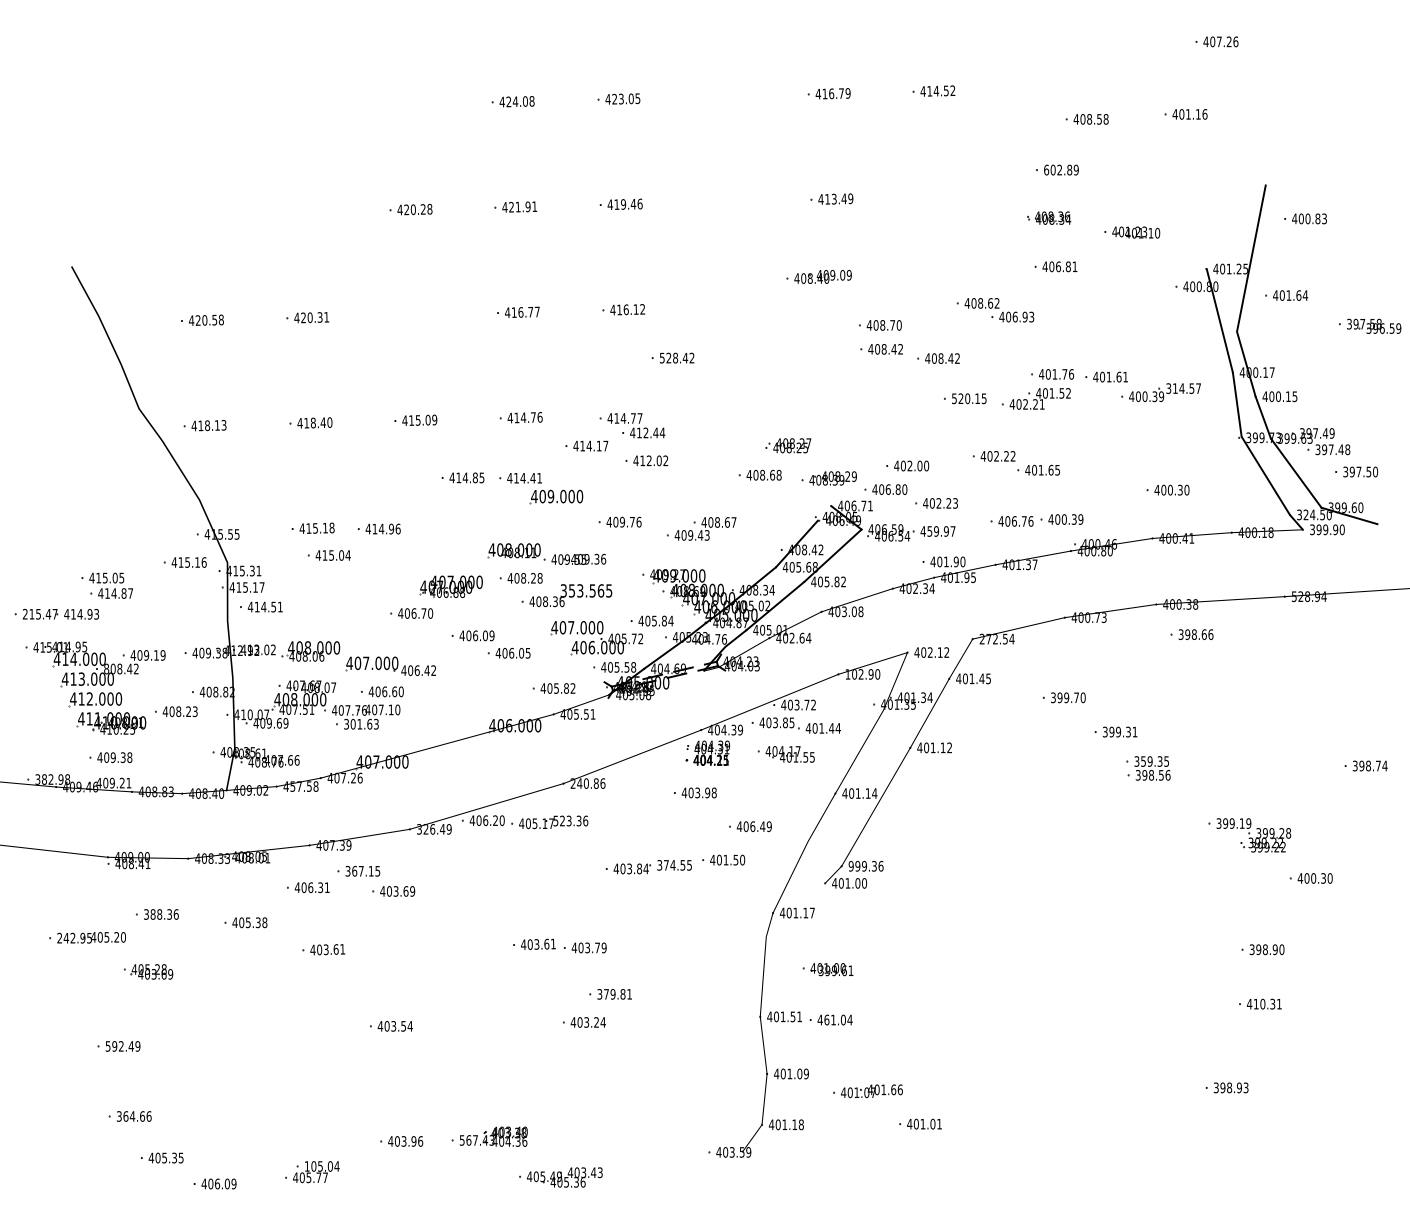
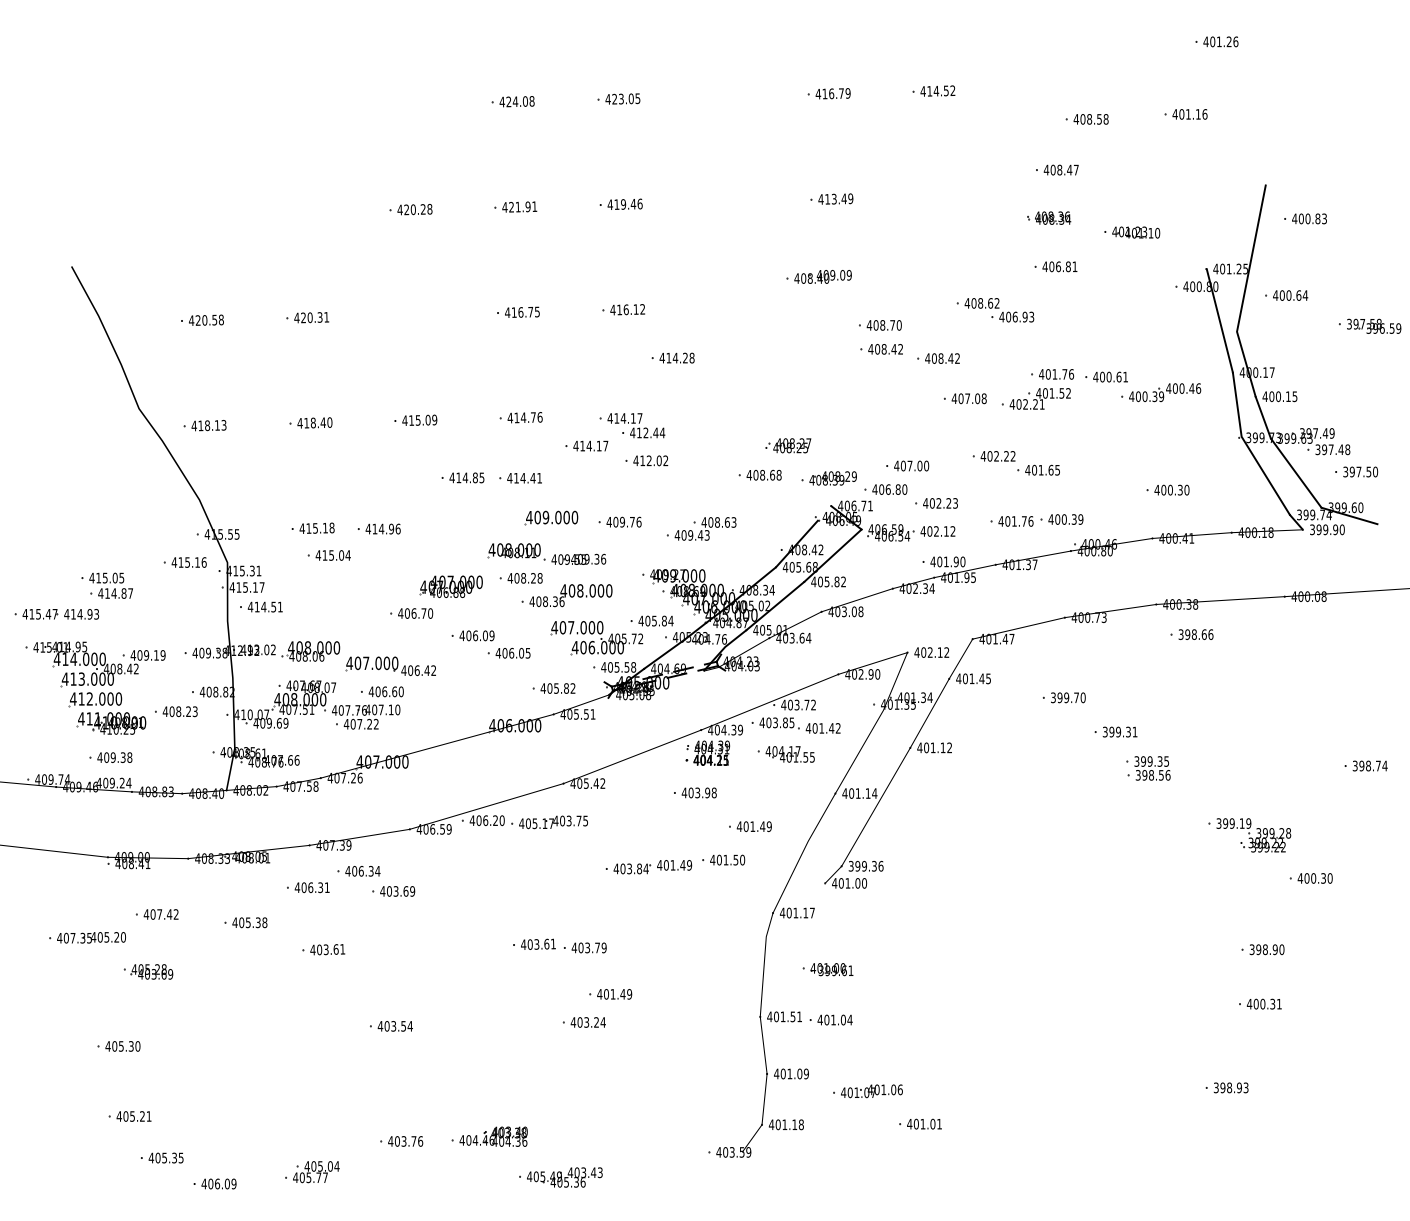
text: 407.26 -> 401.26 (1219, 41)
text: 602.89 -> 408.47 (1060, 169)
text: 401.64 -> 400.64 (1288, 295)
text: 416.77 -> 416.75 (536, 311)
text: 528.42 -> 414.28 (676, 357)
text: 401.61 -> 400.61 (1108, 376)
text: 314.57 -> 400.46 (1183, 388)
text: 520.15 -> 407.08 (968, 398)
text: 414.77 -> 414.17 (633, 418)
text: 402.00 -> 407.00 (909, 465)
part position: (556, 496) -> (551, 517) (551, 517)
text: 324.50 -> 399.74 (1317, 514)
text: 406.76 -> 401.76 (1013, 521)
text: 408.67 -> 408.63 (733, 522)
text: 459.97 -> 402.12 (941, 531)
text: 353.565 -> 408.000 (586, 590)
text: 528.94 -> 400.08 (1308, 596)
text: 215.47 -> 415.47 (25, 613)
text: 402.64 -> 403.64 (791, 638)
text: 272.54 -> 401.47 (996, 638)
text: 808.42 -> 408.42 (106, 668)
text: 102.90 -> 402.90 (847, 674)
text: 301.63 -> 407.22 (360, 723)
text: 401.44 -> 401.42 (837, 728)
text: 359.35 -> 399.35 (1143, 761)
text: 382.98 -> 409.74 (52, 779)
text: 409.21 -> 409.24 (128, 783)
text: 240.86 -> 405.42 (587, 783)
text: 457.58 -> 407.58 (292, 786)
text: 409.02 -> 408.02 (248, 790)
text: 523.36 -> 403.75 (570, 820)
text: 406.49 -> 401.49 (752, 826)
text: 326.49 -> 406.59 (430, 829)
text: 374.55 -> 401.49 (674, 865)
text: 999.36 -> 399.36 (850, 866)
text: 367.15 -> 406.34 (362, 870)
text: 388.36 -> 407.42 (160, 914)
text: 242.95 -> 407.35 (71, 937)
text: 379.81 -> 401.49 (614, 994)
text: 410.31 -> 400.31 (1255, 1003)
text: 461.04 -> 401.04 (826, 1019)
text: 592.49 -> 405.30 (122, 1046)
text: 401.66 -> 401.06 (893, 1089)
text: 364.66 -> 405.21 (133, 1116)
text: 567.43 -> 404.46 (476, 1140)
text: 403.96 -> 403.76 (413, 1141)
text: 105.04 -> 405.04 (306, 1166)
